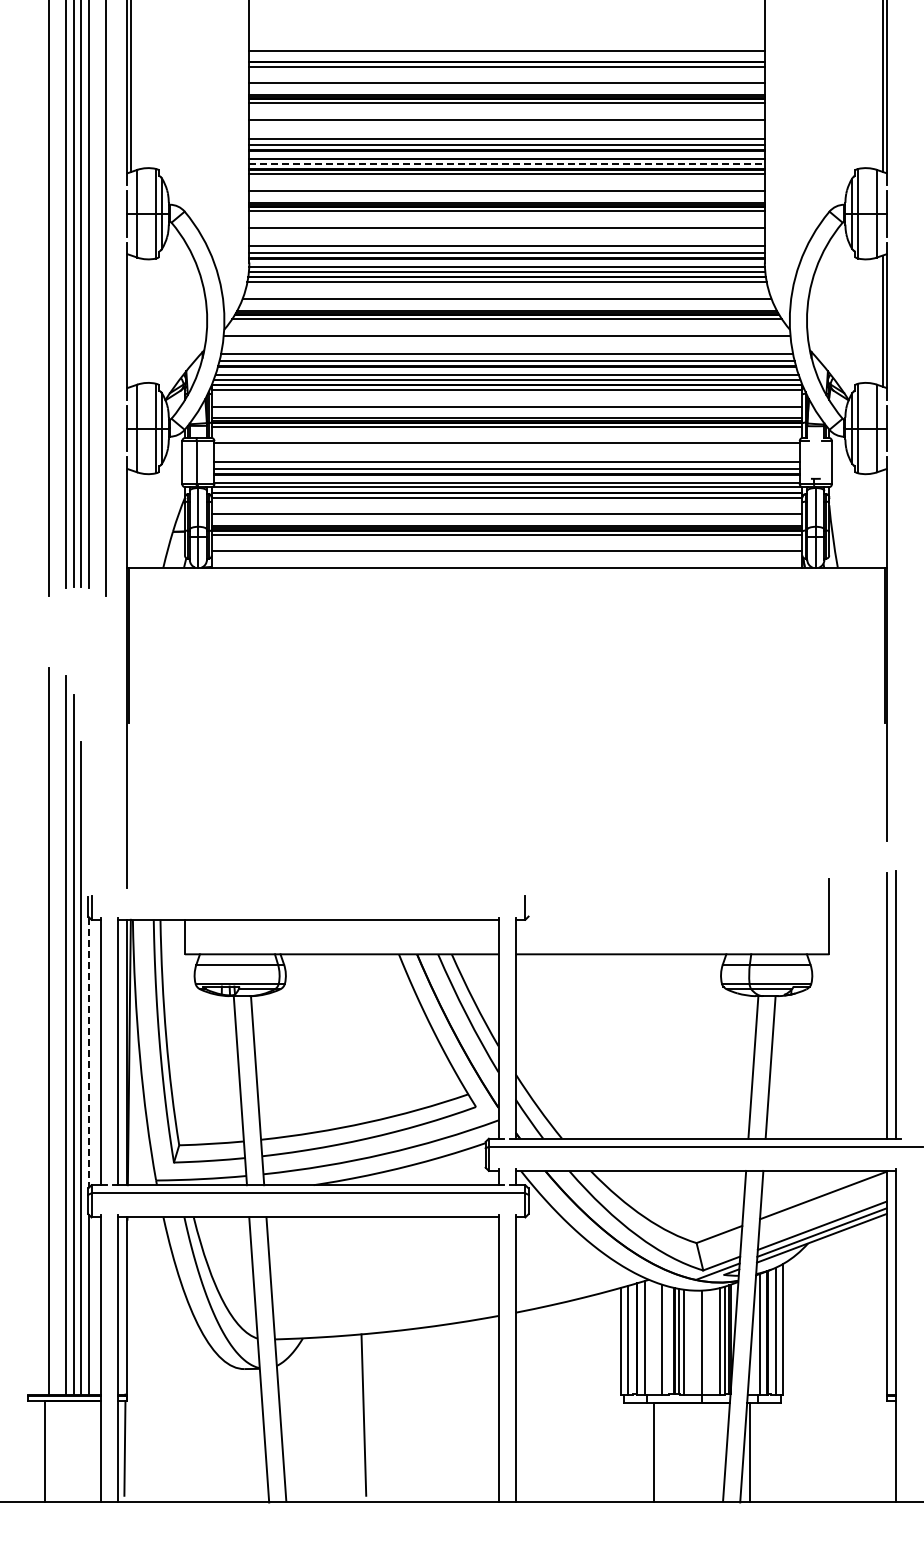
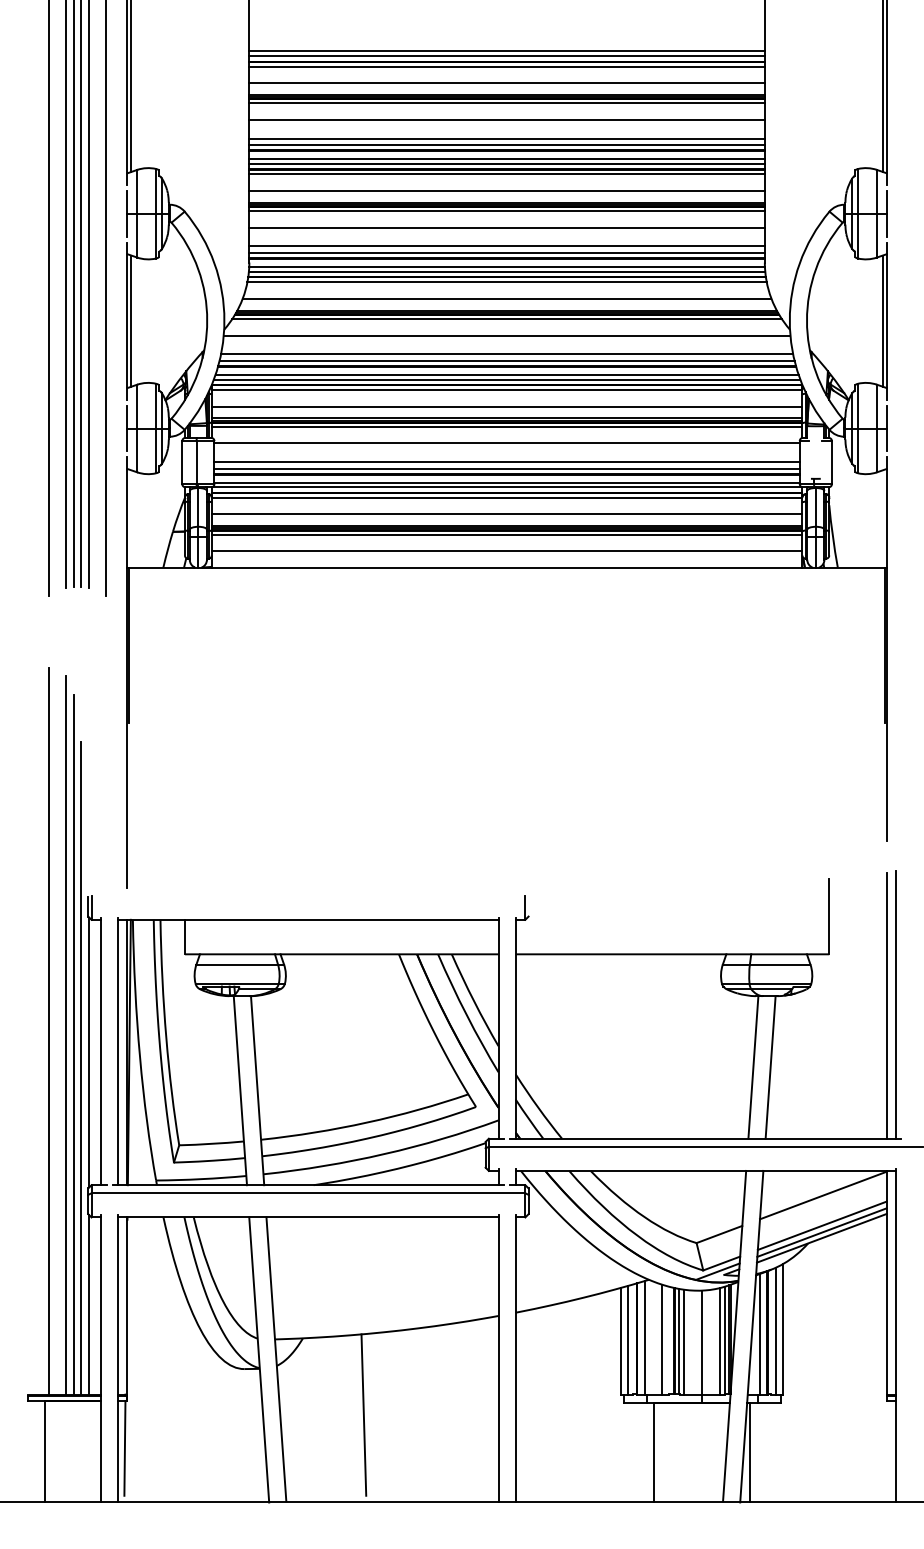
line: none -> present (506, 56)
line: dashed -> solid (507, 163)
line: none -> present (131, 320)
line: dashed -> solid (89, 1052)
